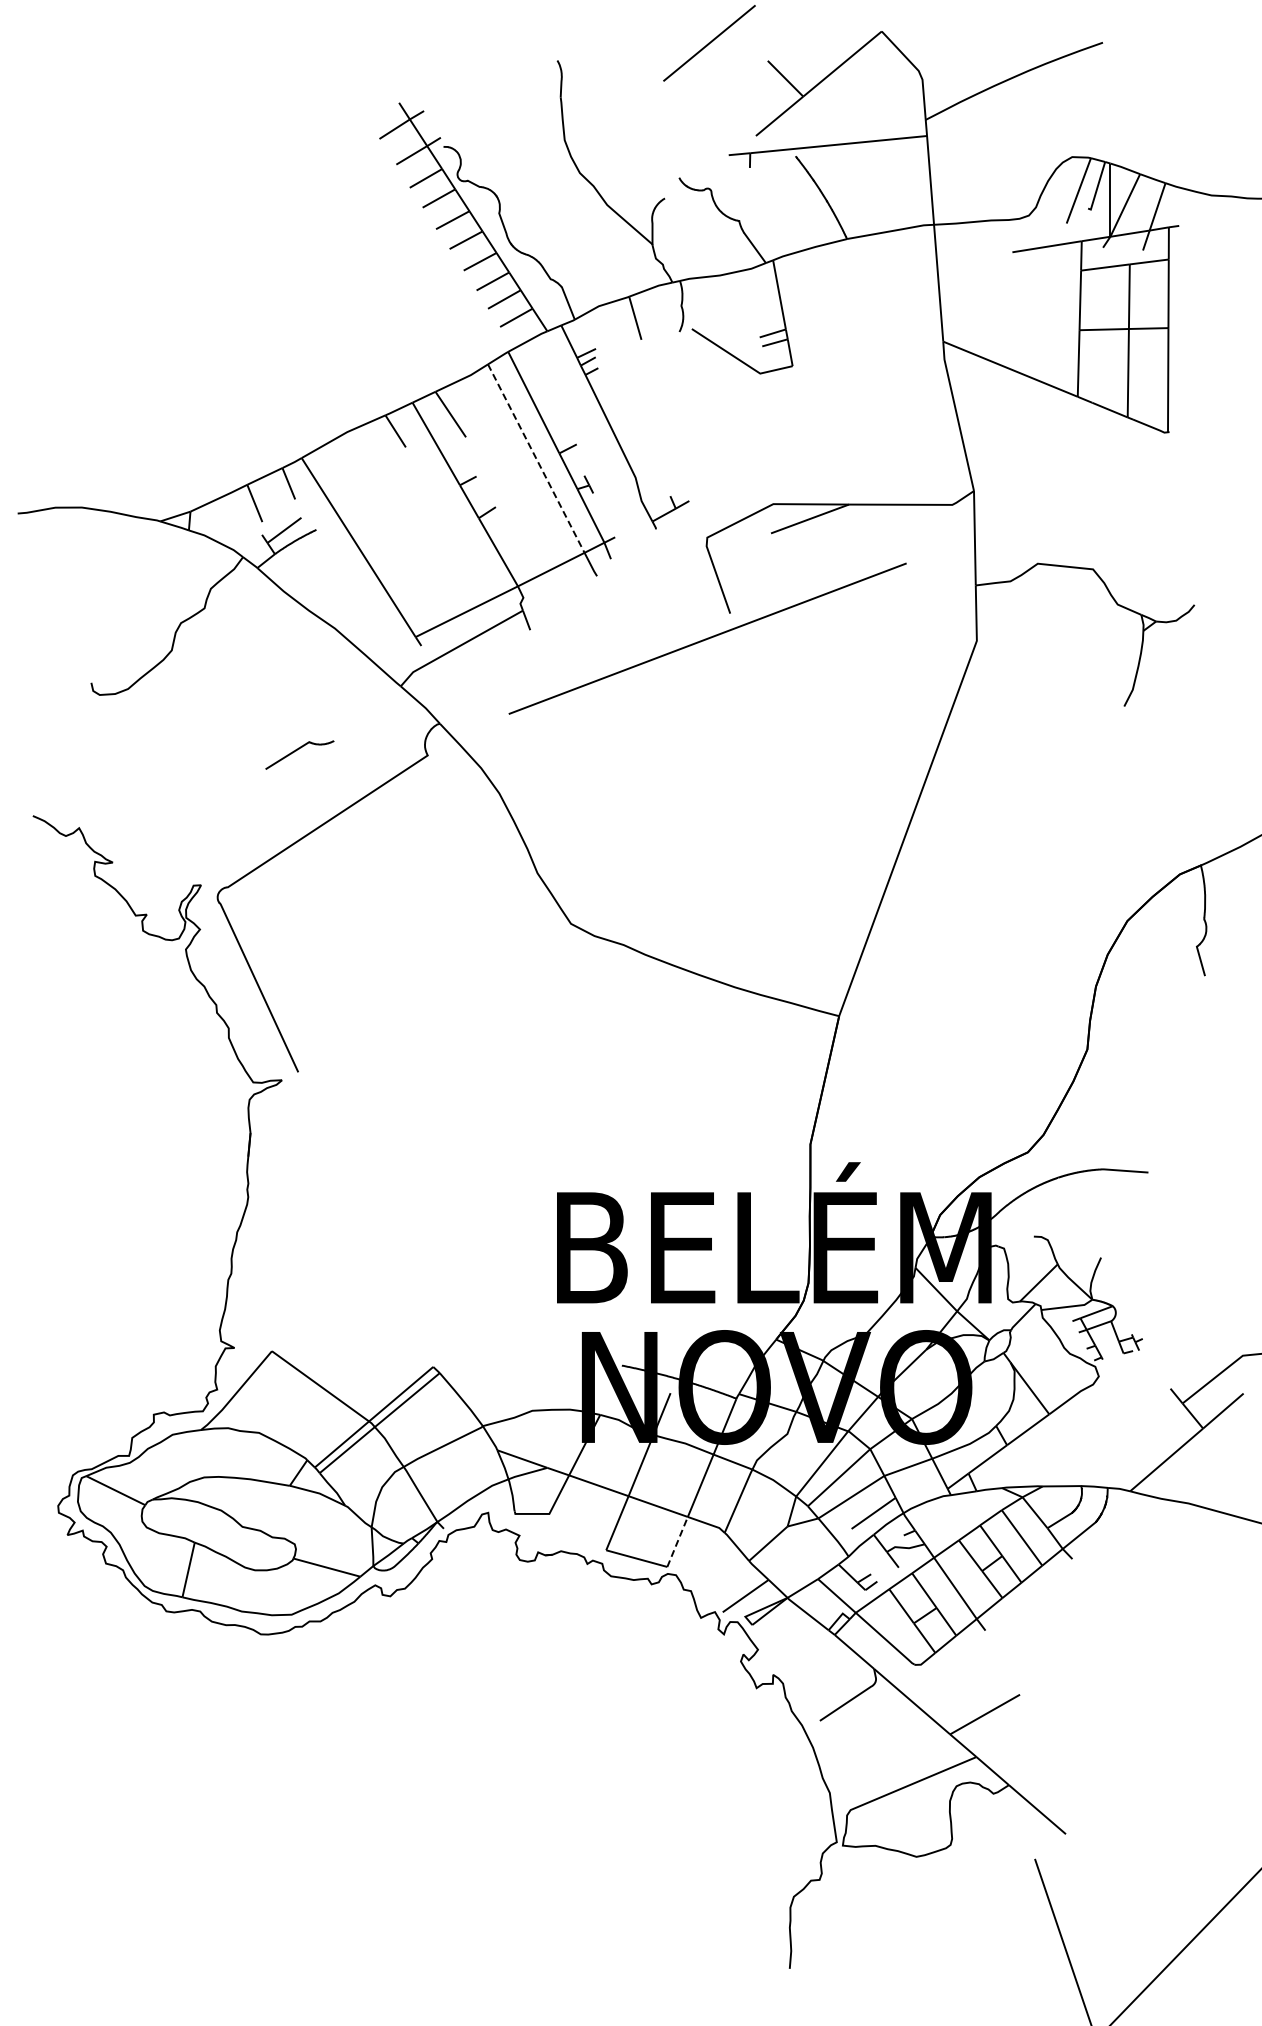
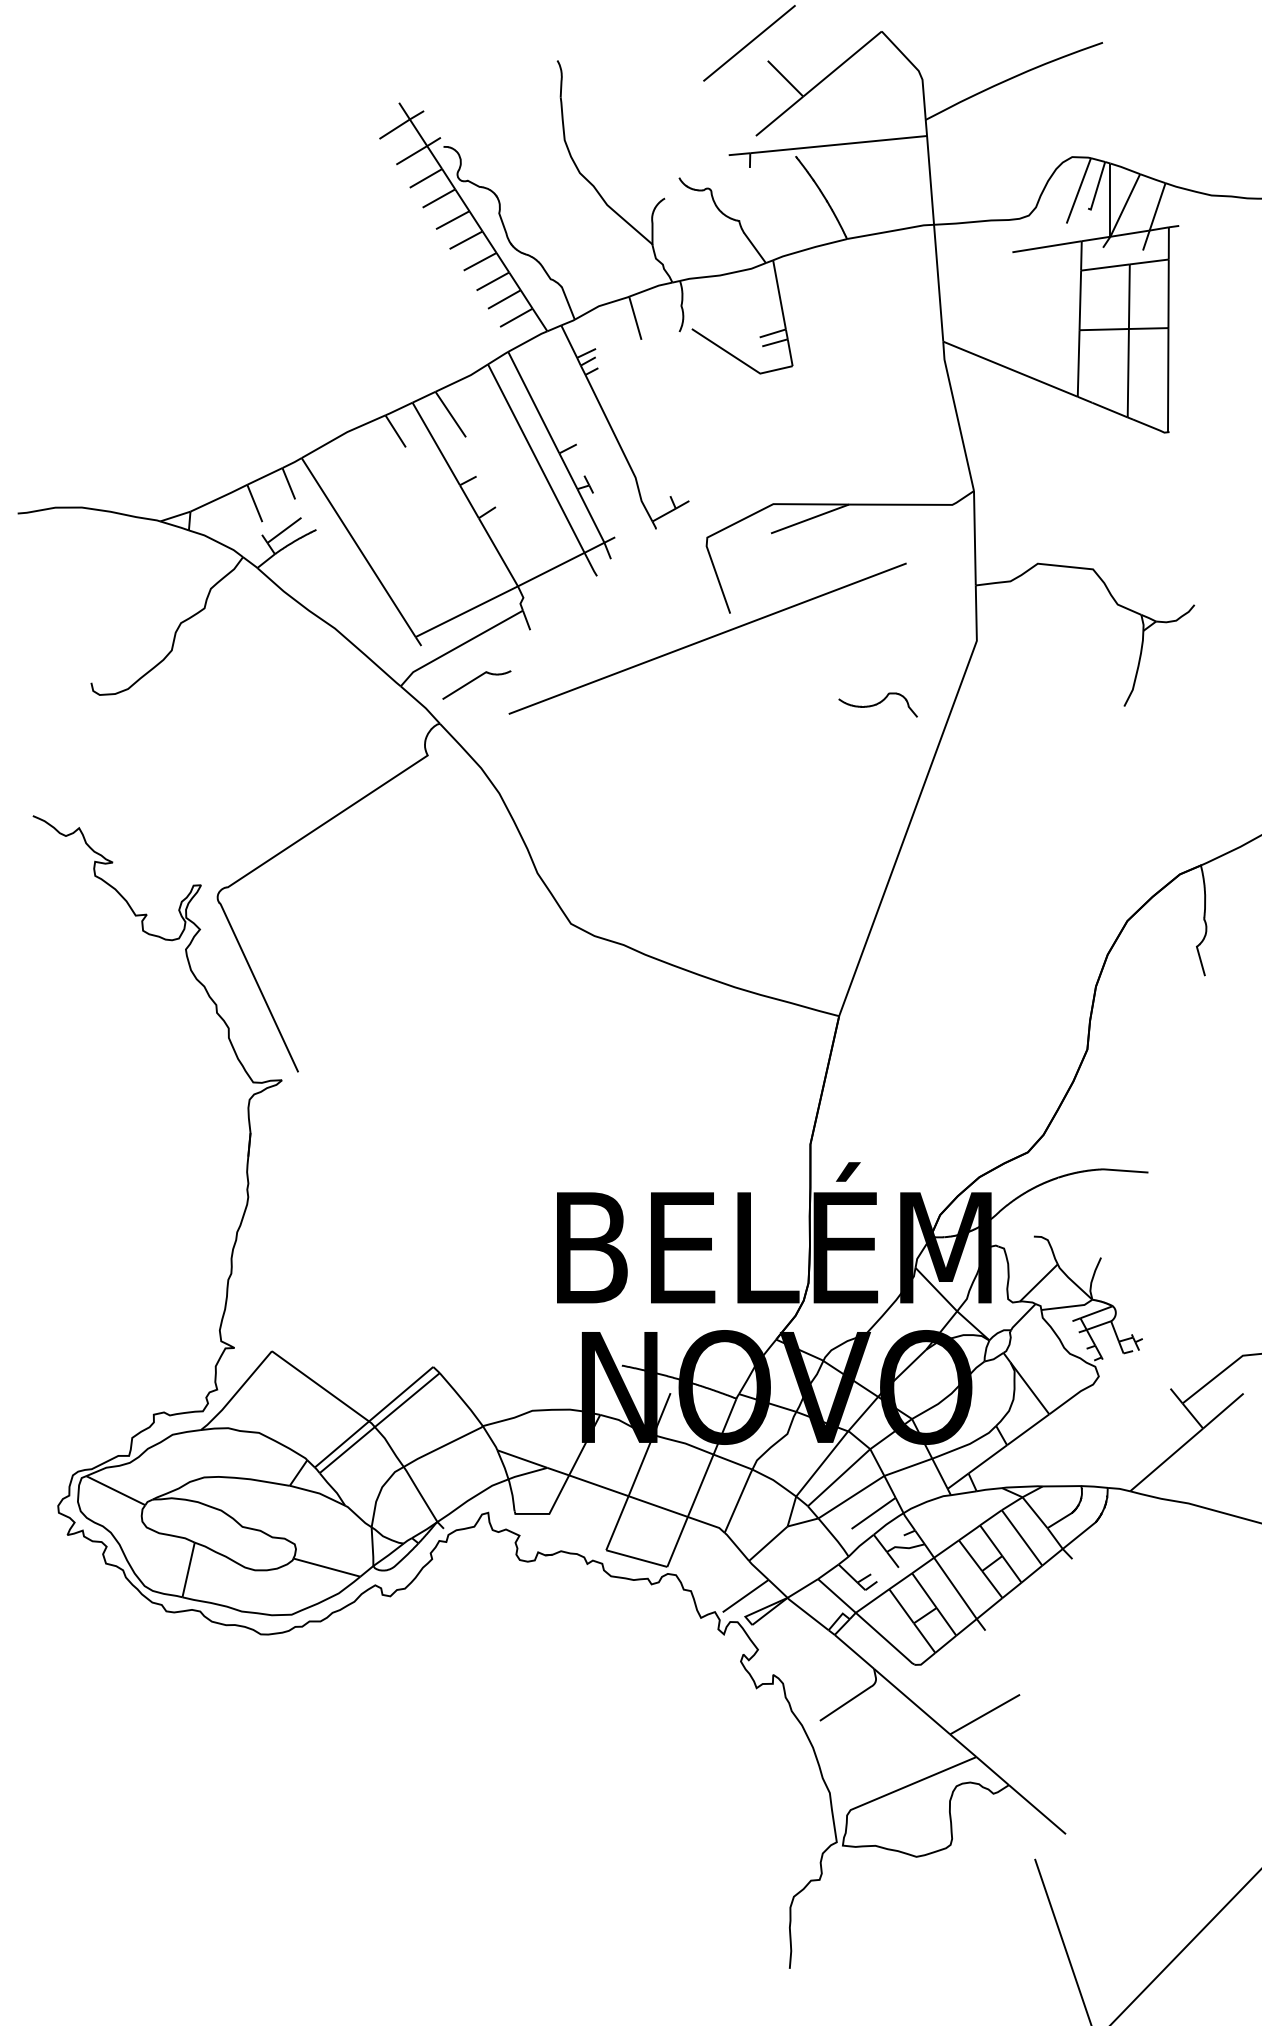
line position: (709, 43) -> (749, 43) (749, 43)
line: dashed -> solid (536, 458)
curve: none -> present (877, 704)
curve position: (296, 751) -> (473, 681) (473, 681)
line: dashed -> solid (677, 1541)
